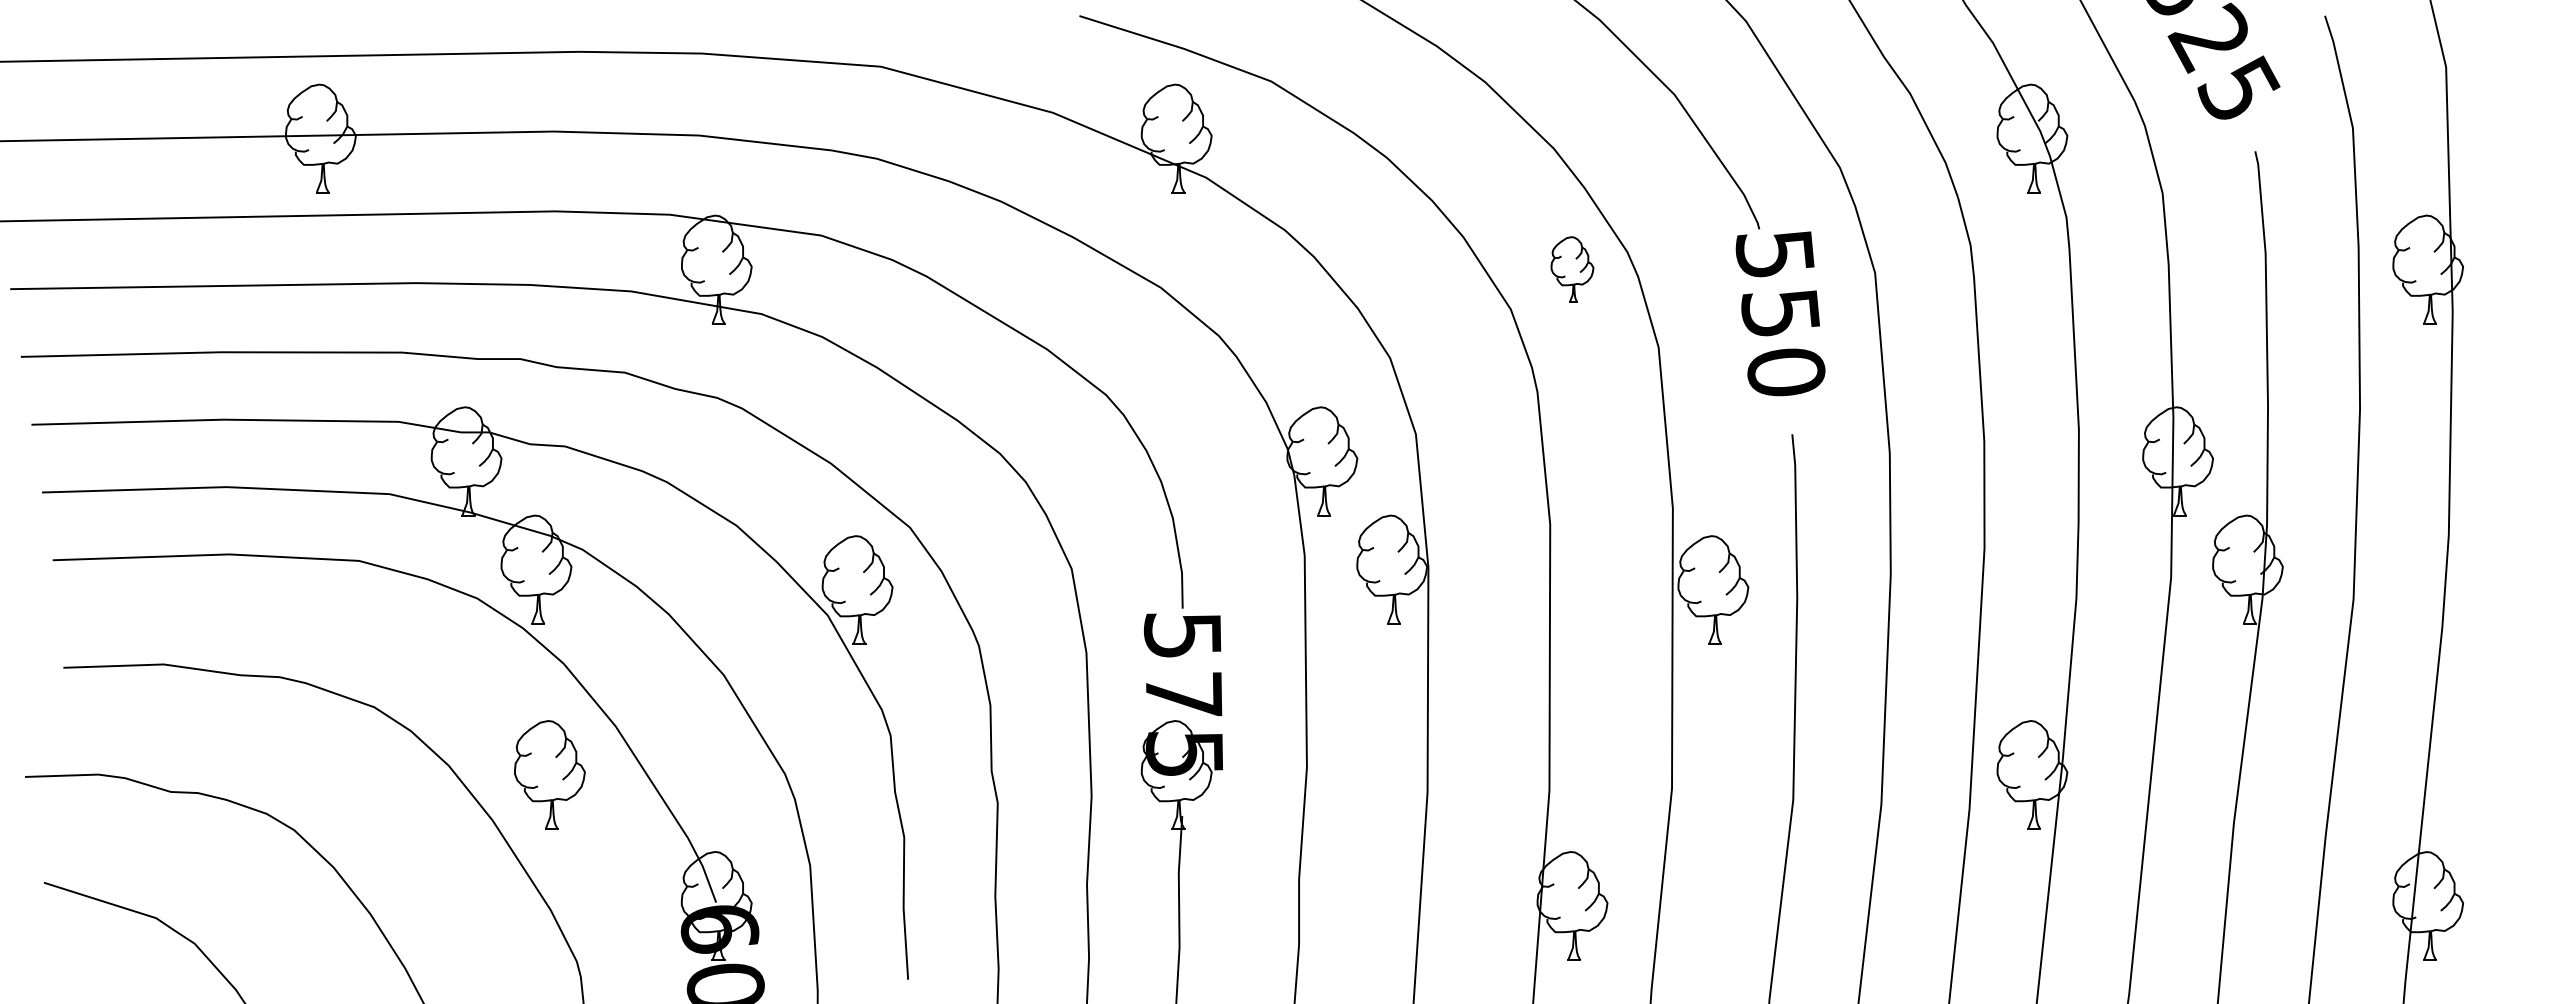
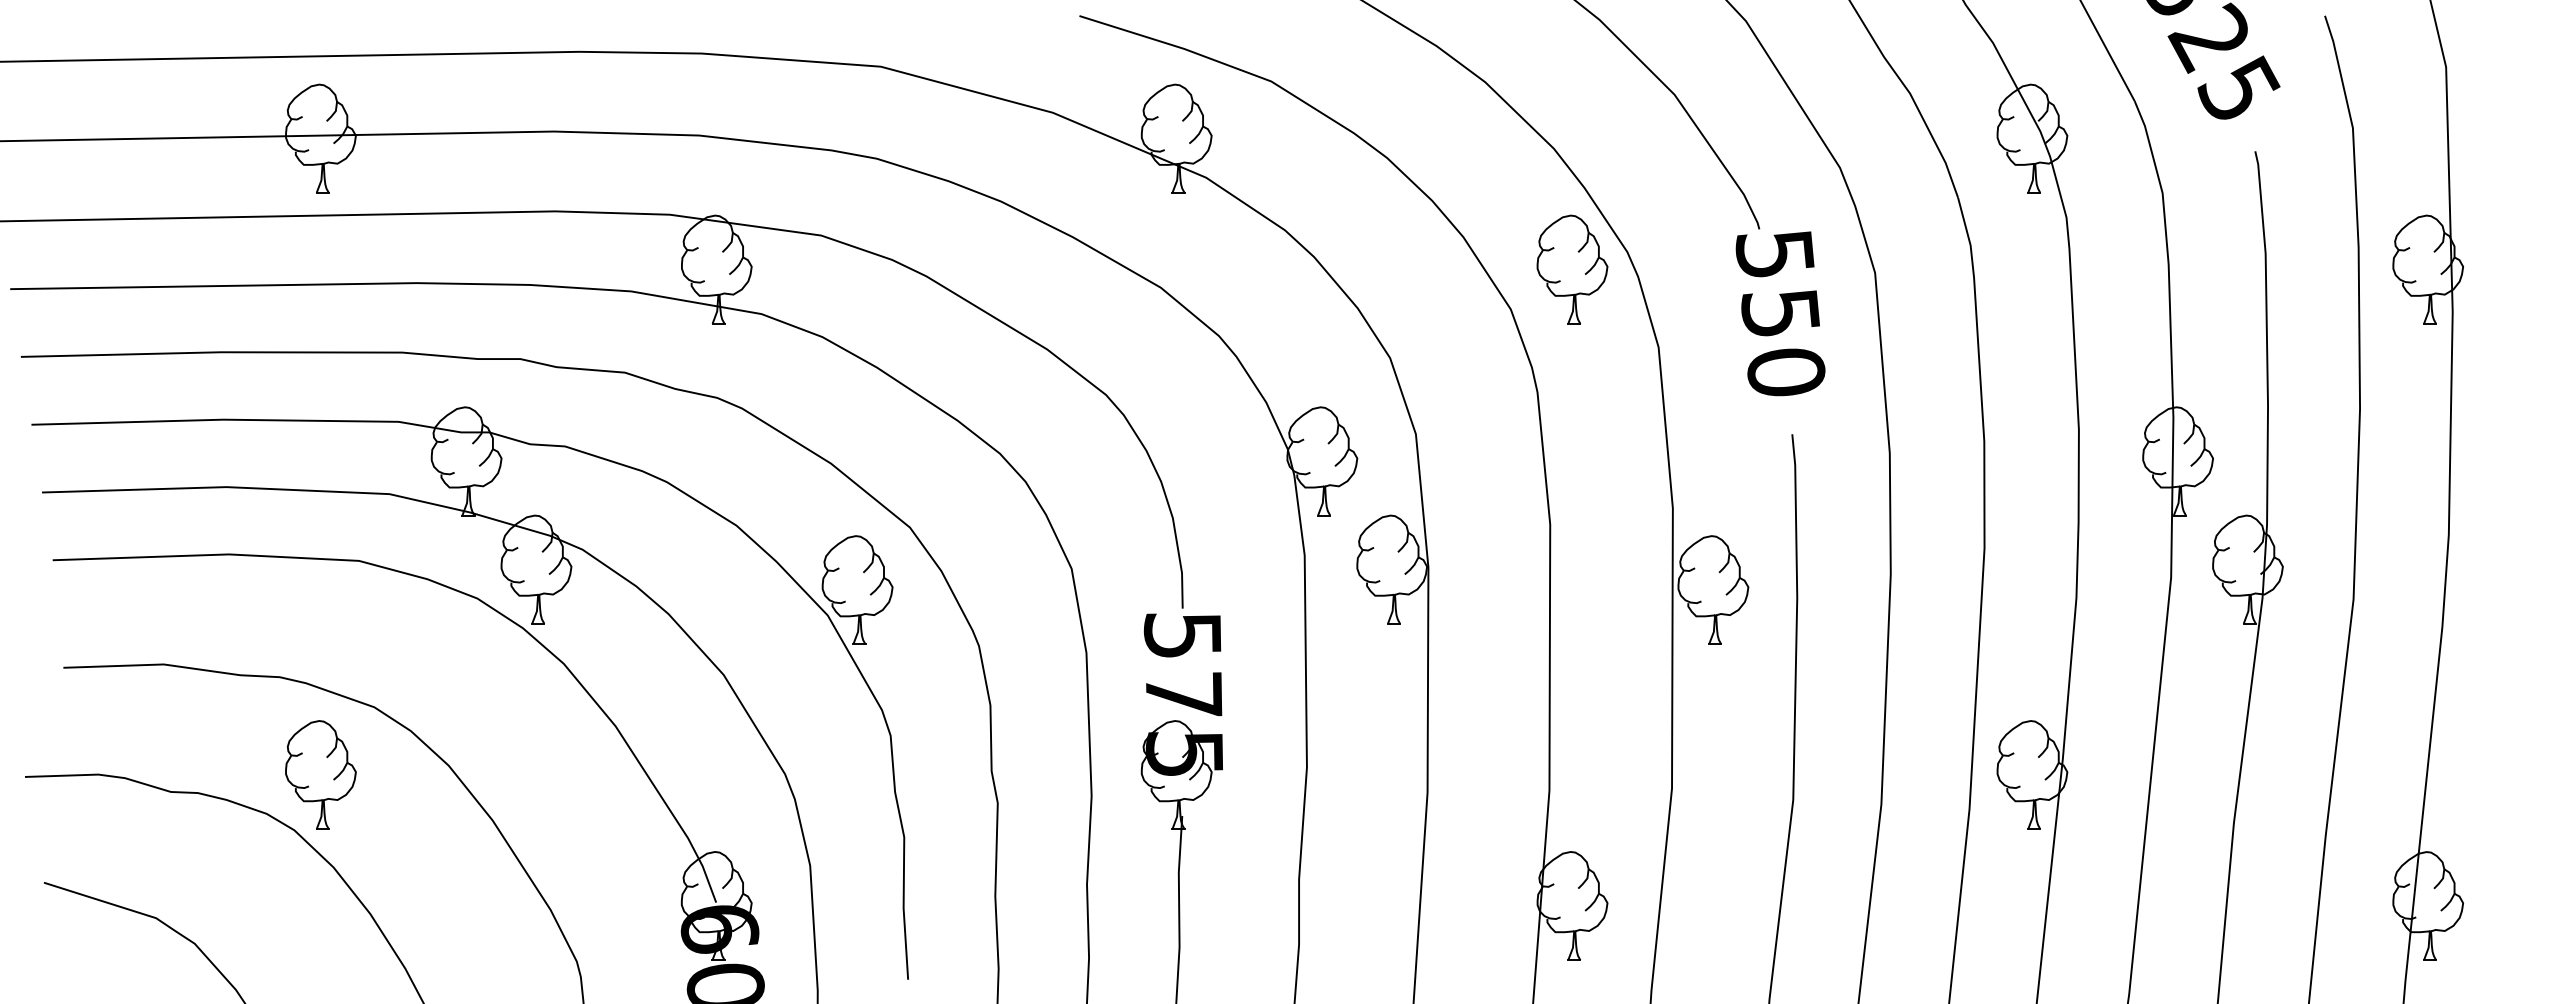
part size: 45x67 px -> 73x111 px (1572, 269)
part position: (549, 774) -> (320, 774) (320, 774)
